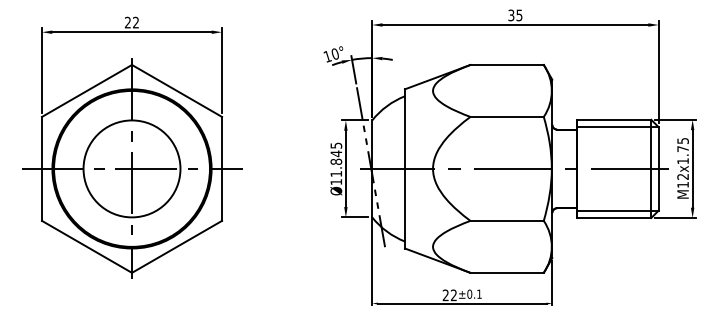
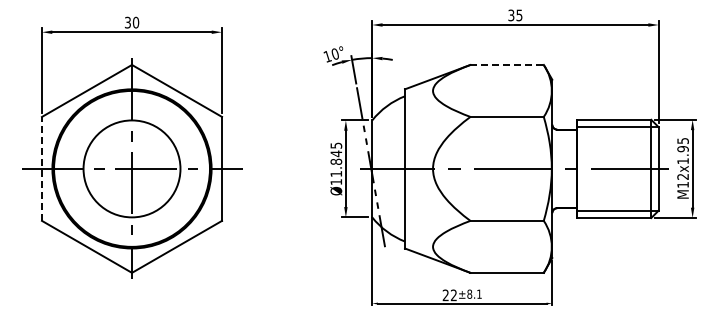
text: 22 -> 30 (132, 22)
line: solid -> dashed (507, 64)
text: M12x1.75 -> M12x1.95 (682, 149)
line: solid -> dashed (41, 168)
text: ±0.1 -> ±8.1 (469, 294)
